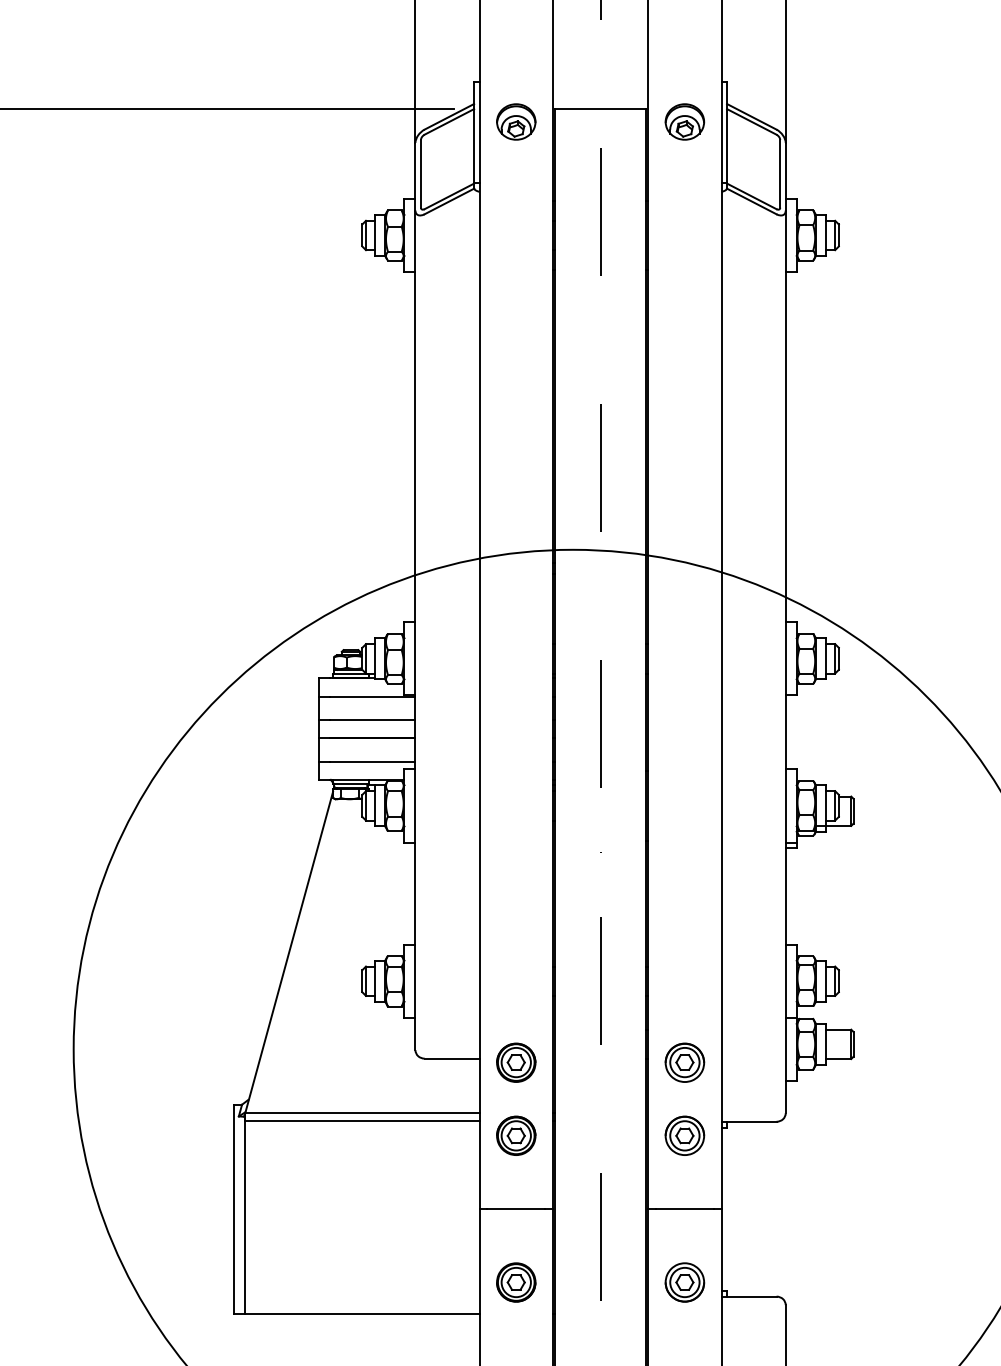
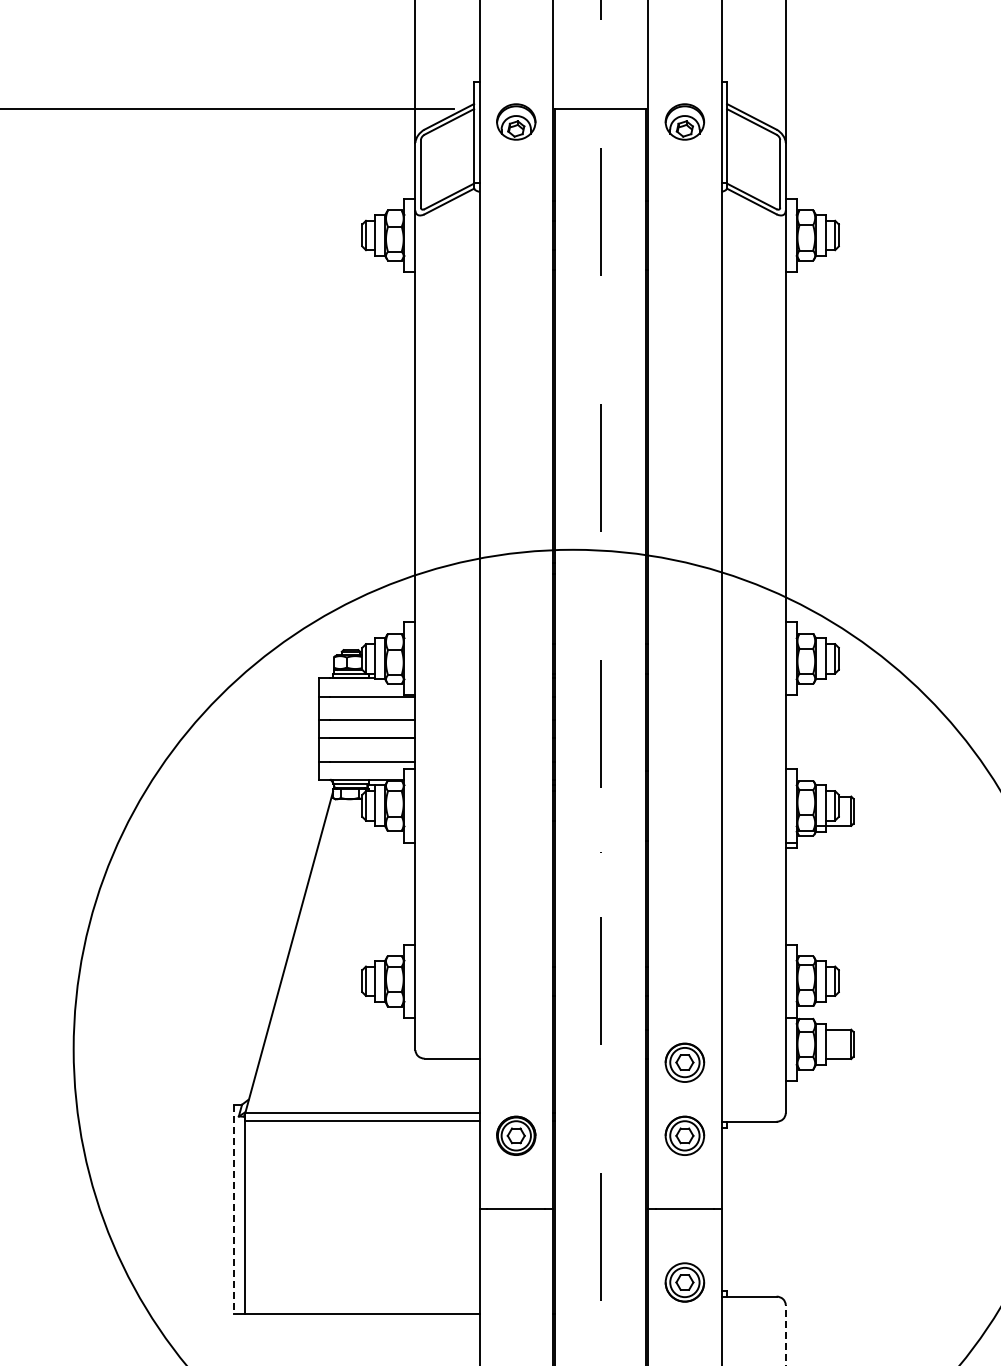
part: present -> none (516, 1062)
line: solid -> dashed (233, 1209)
part: present -> none (516, 1282)
line: solid -> dashed (785, 1335)
